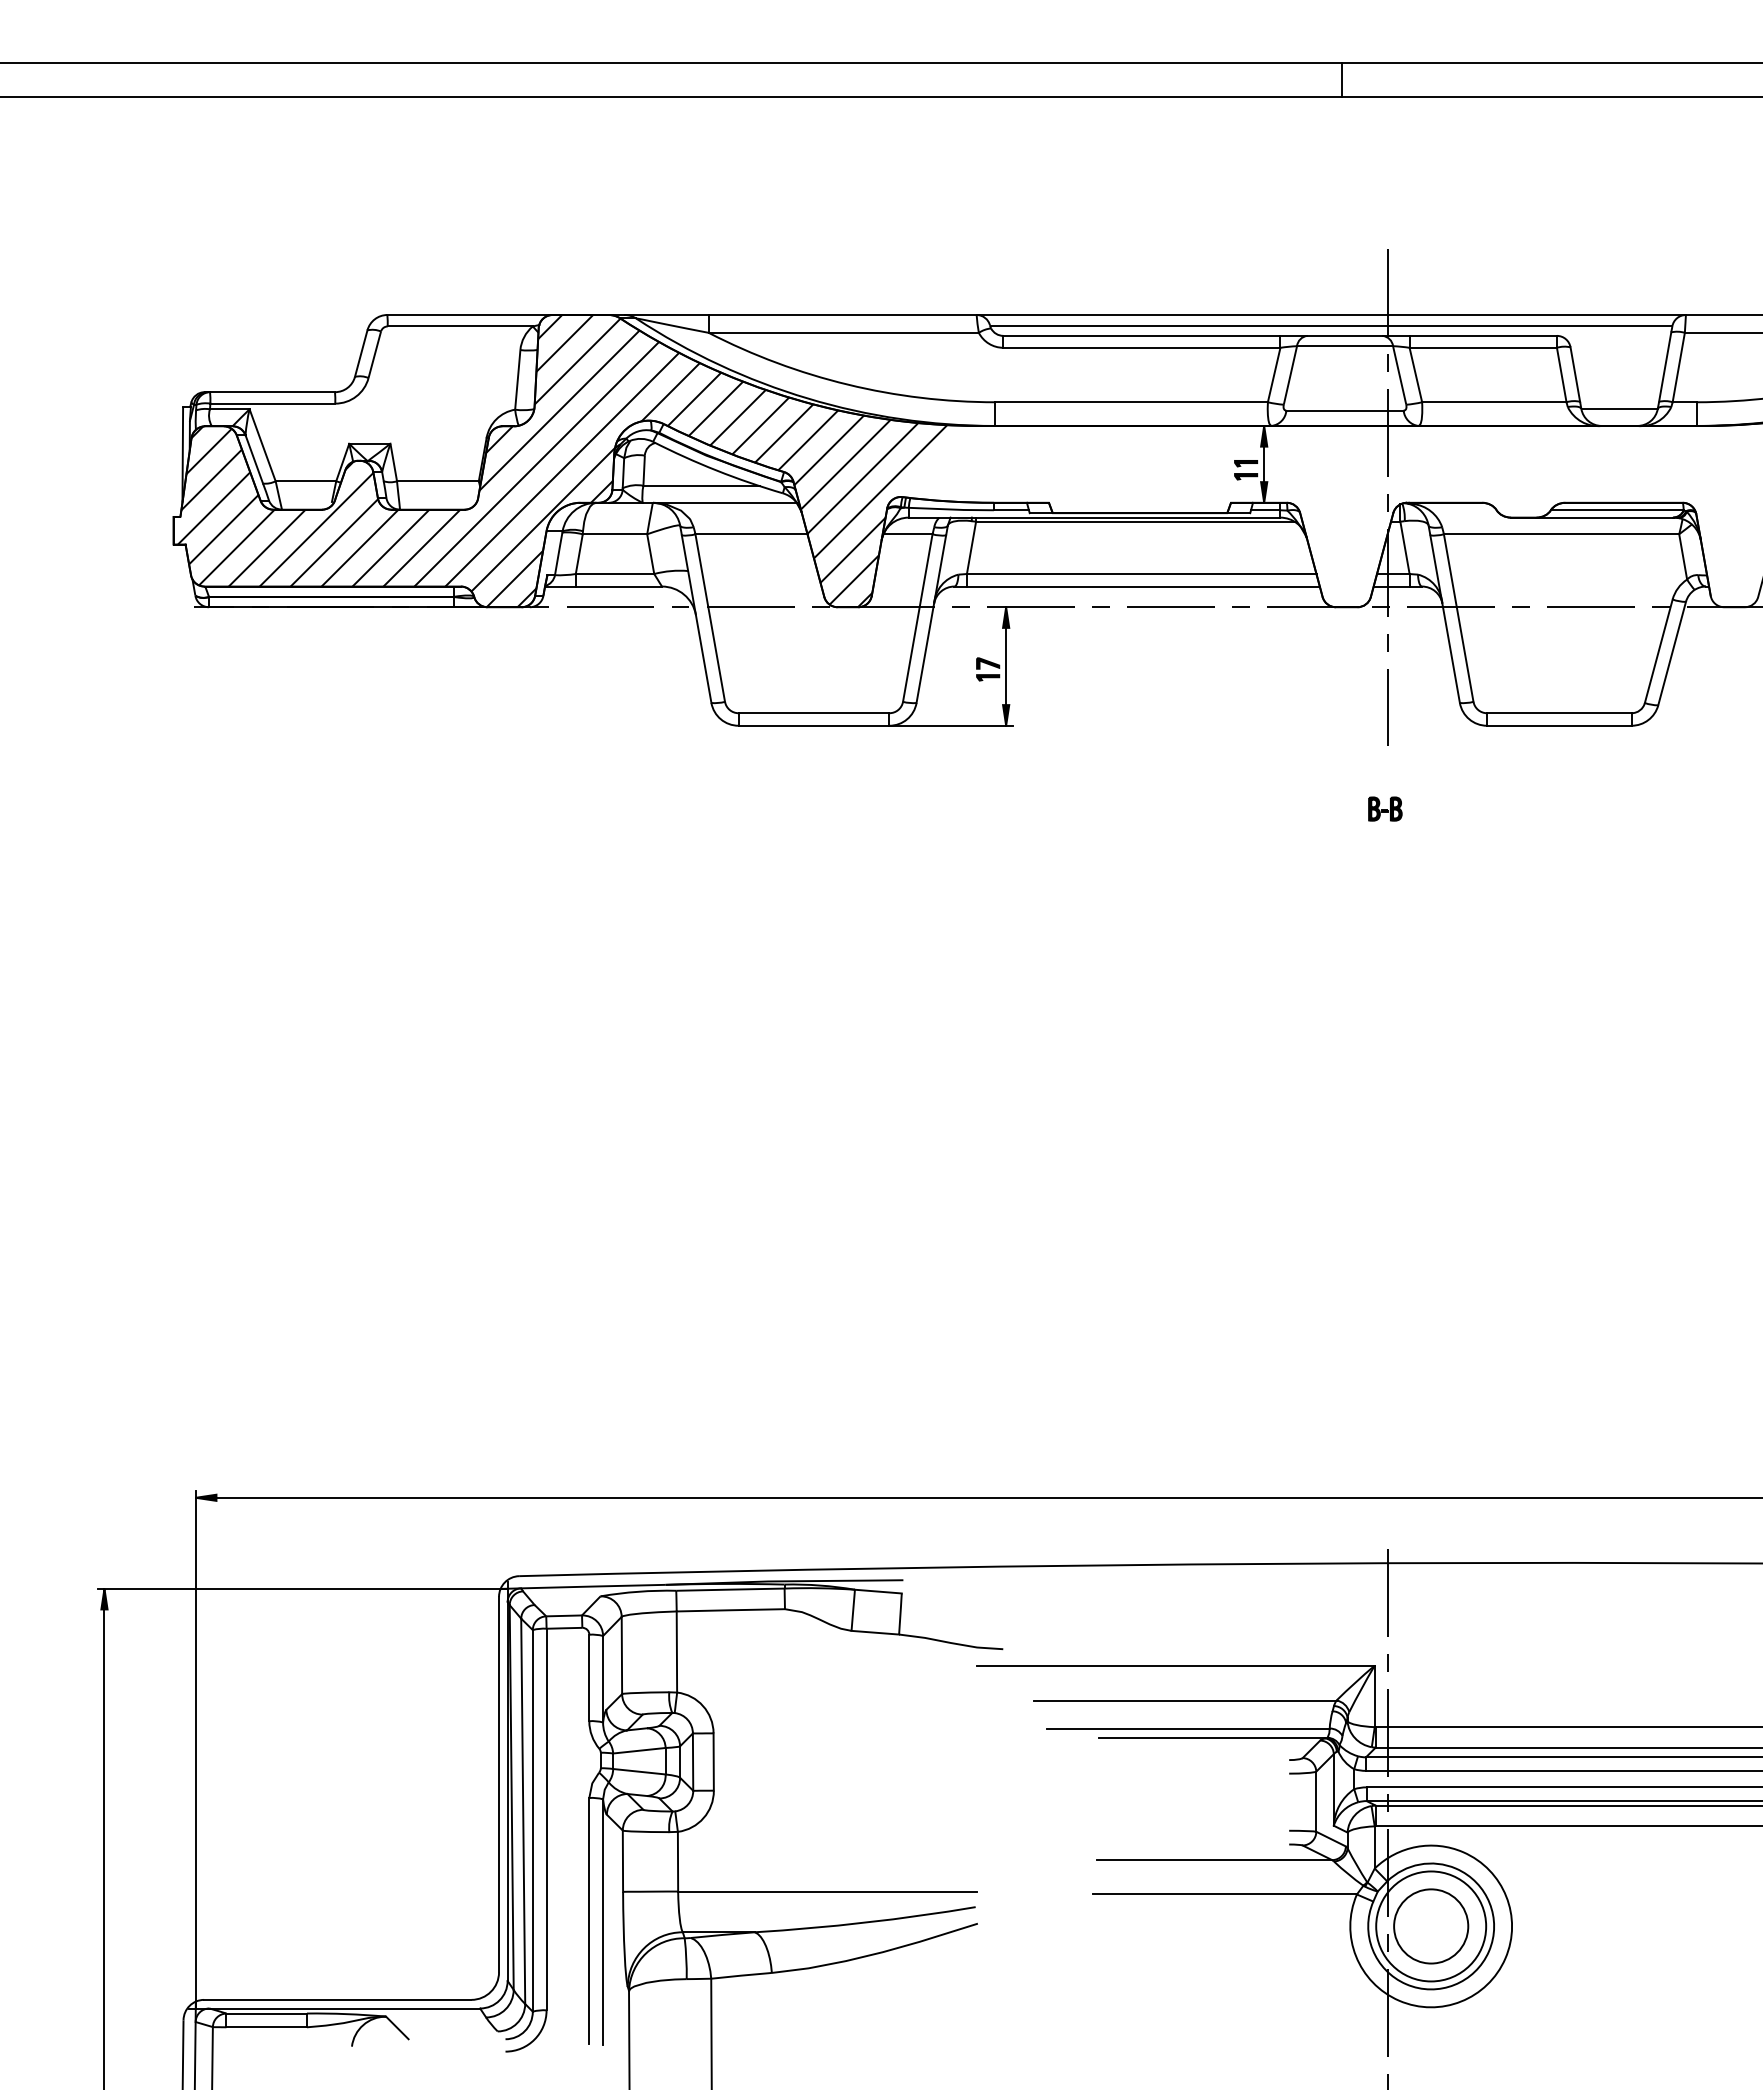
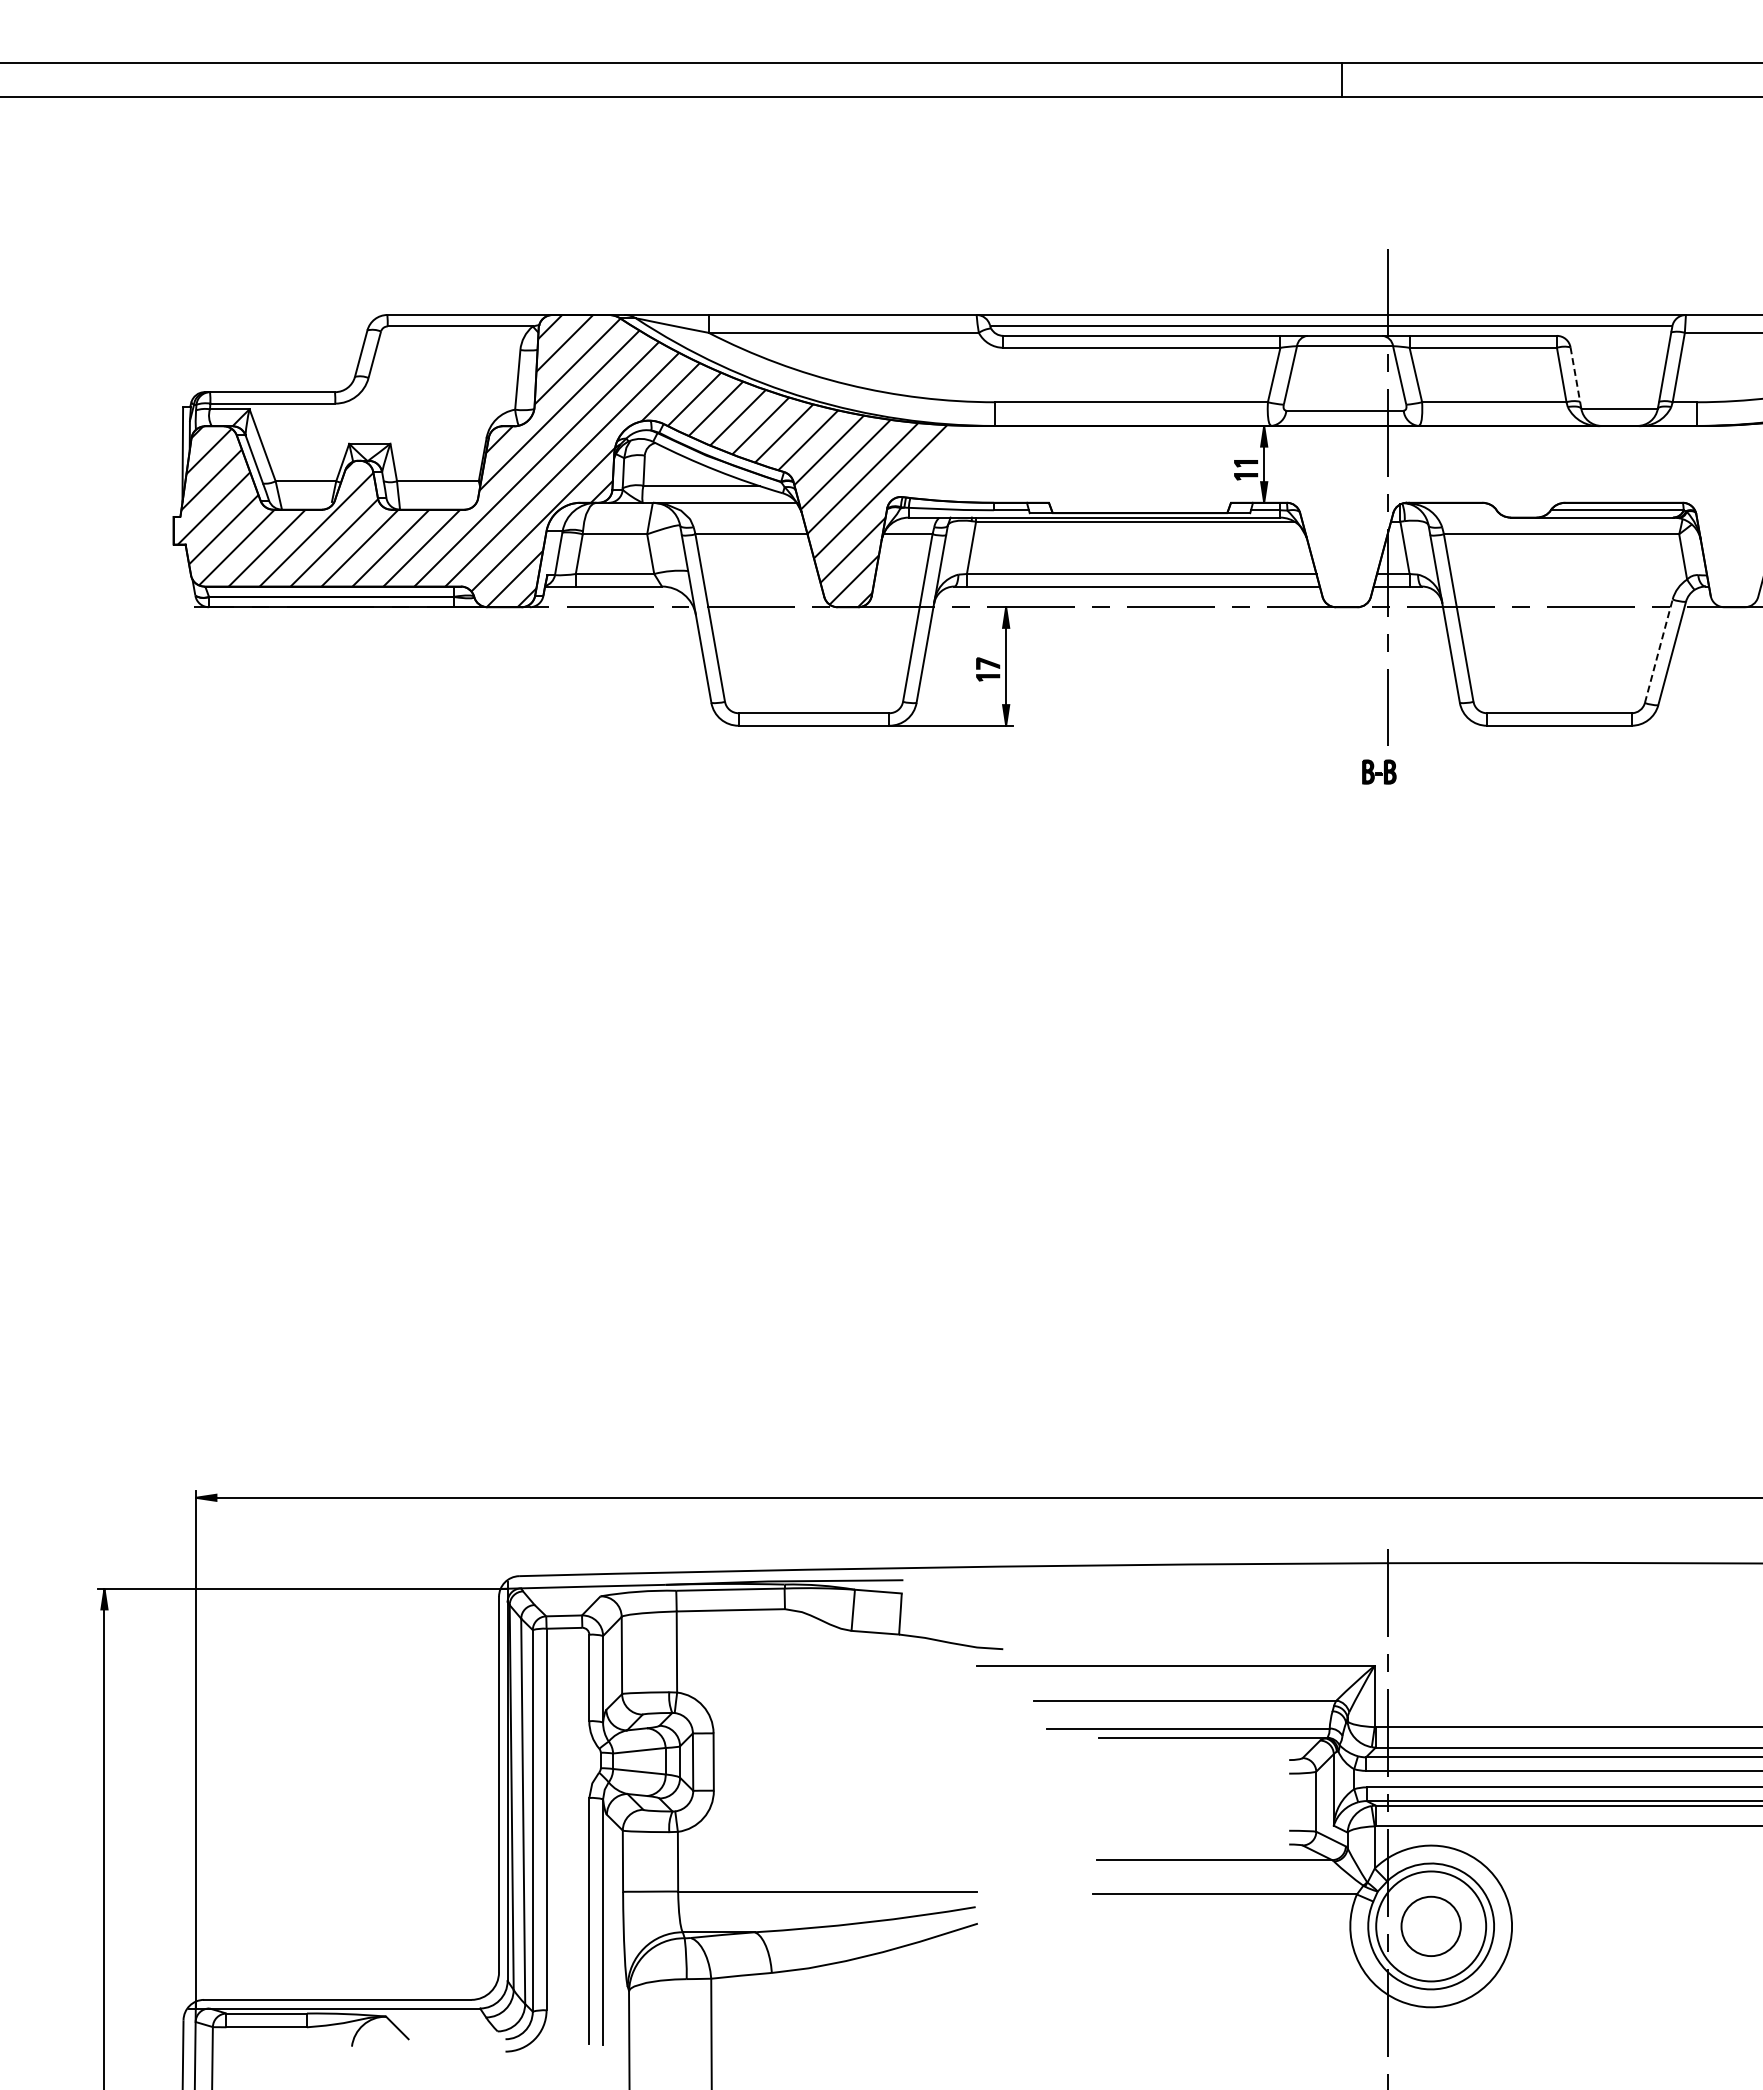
line: solid -> dashed (1575, 374)
line: solid -> dashed (1658, 651)
part position: (1385, 808) -> (1379, 771) (1379, 771)
circle diameter: 74 px -> 59 px (1430, 1926)
